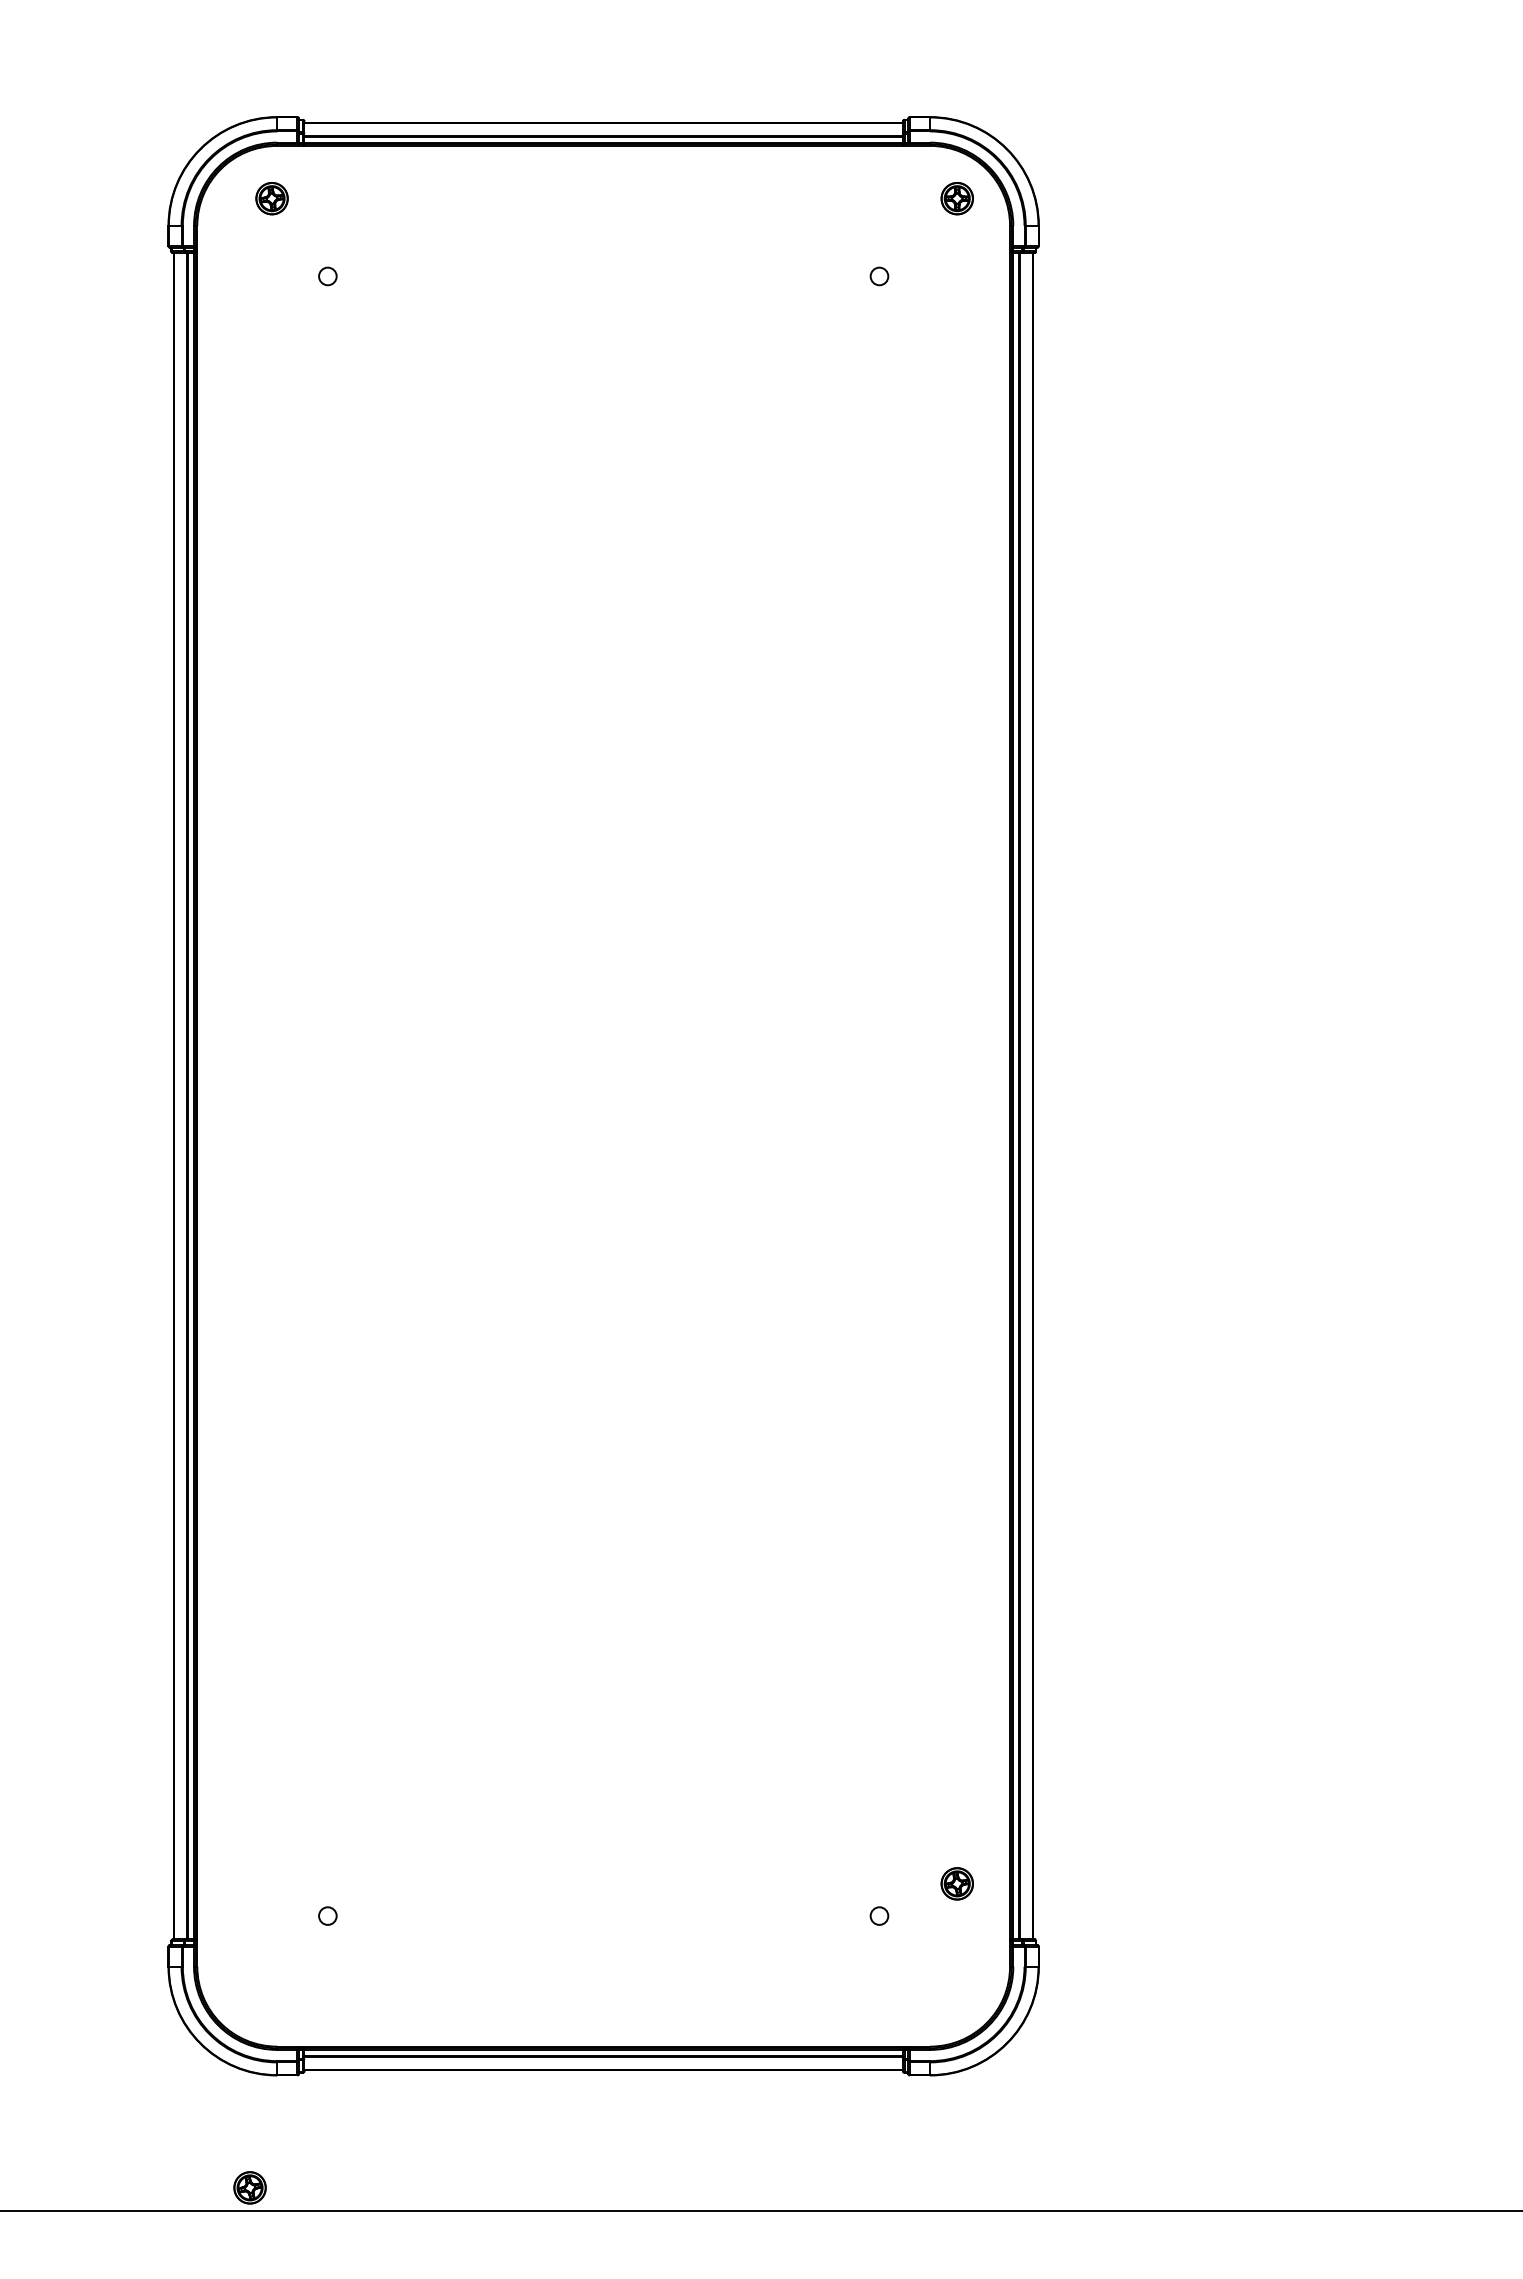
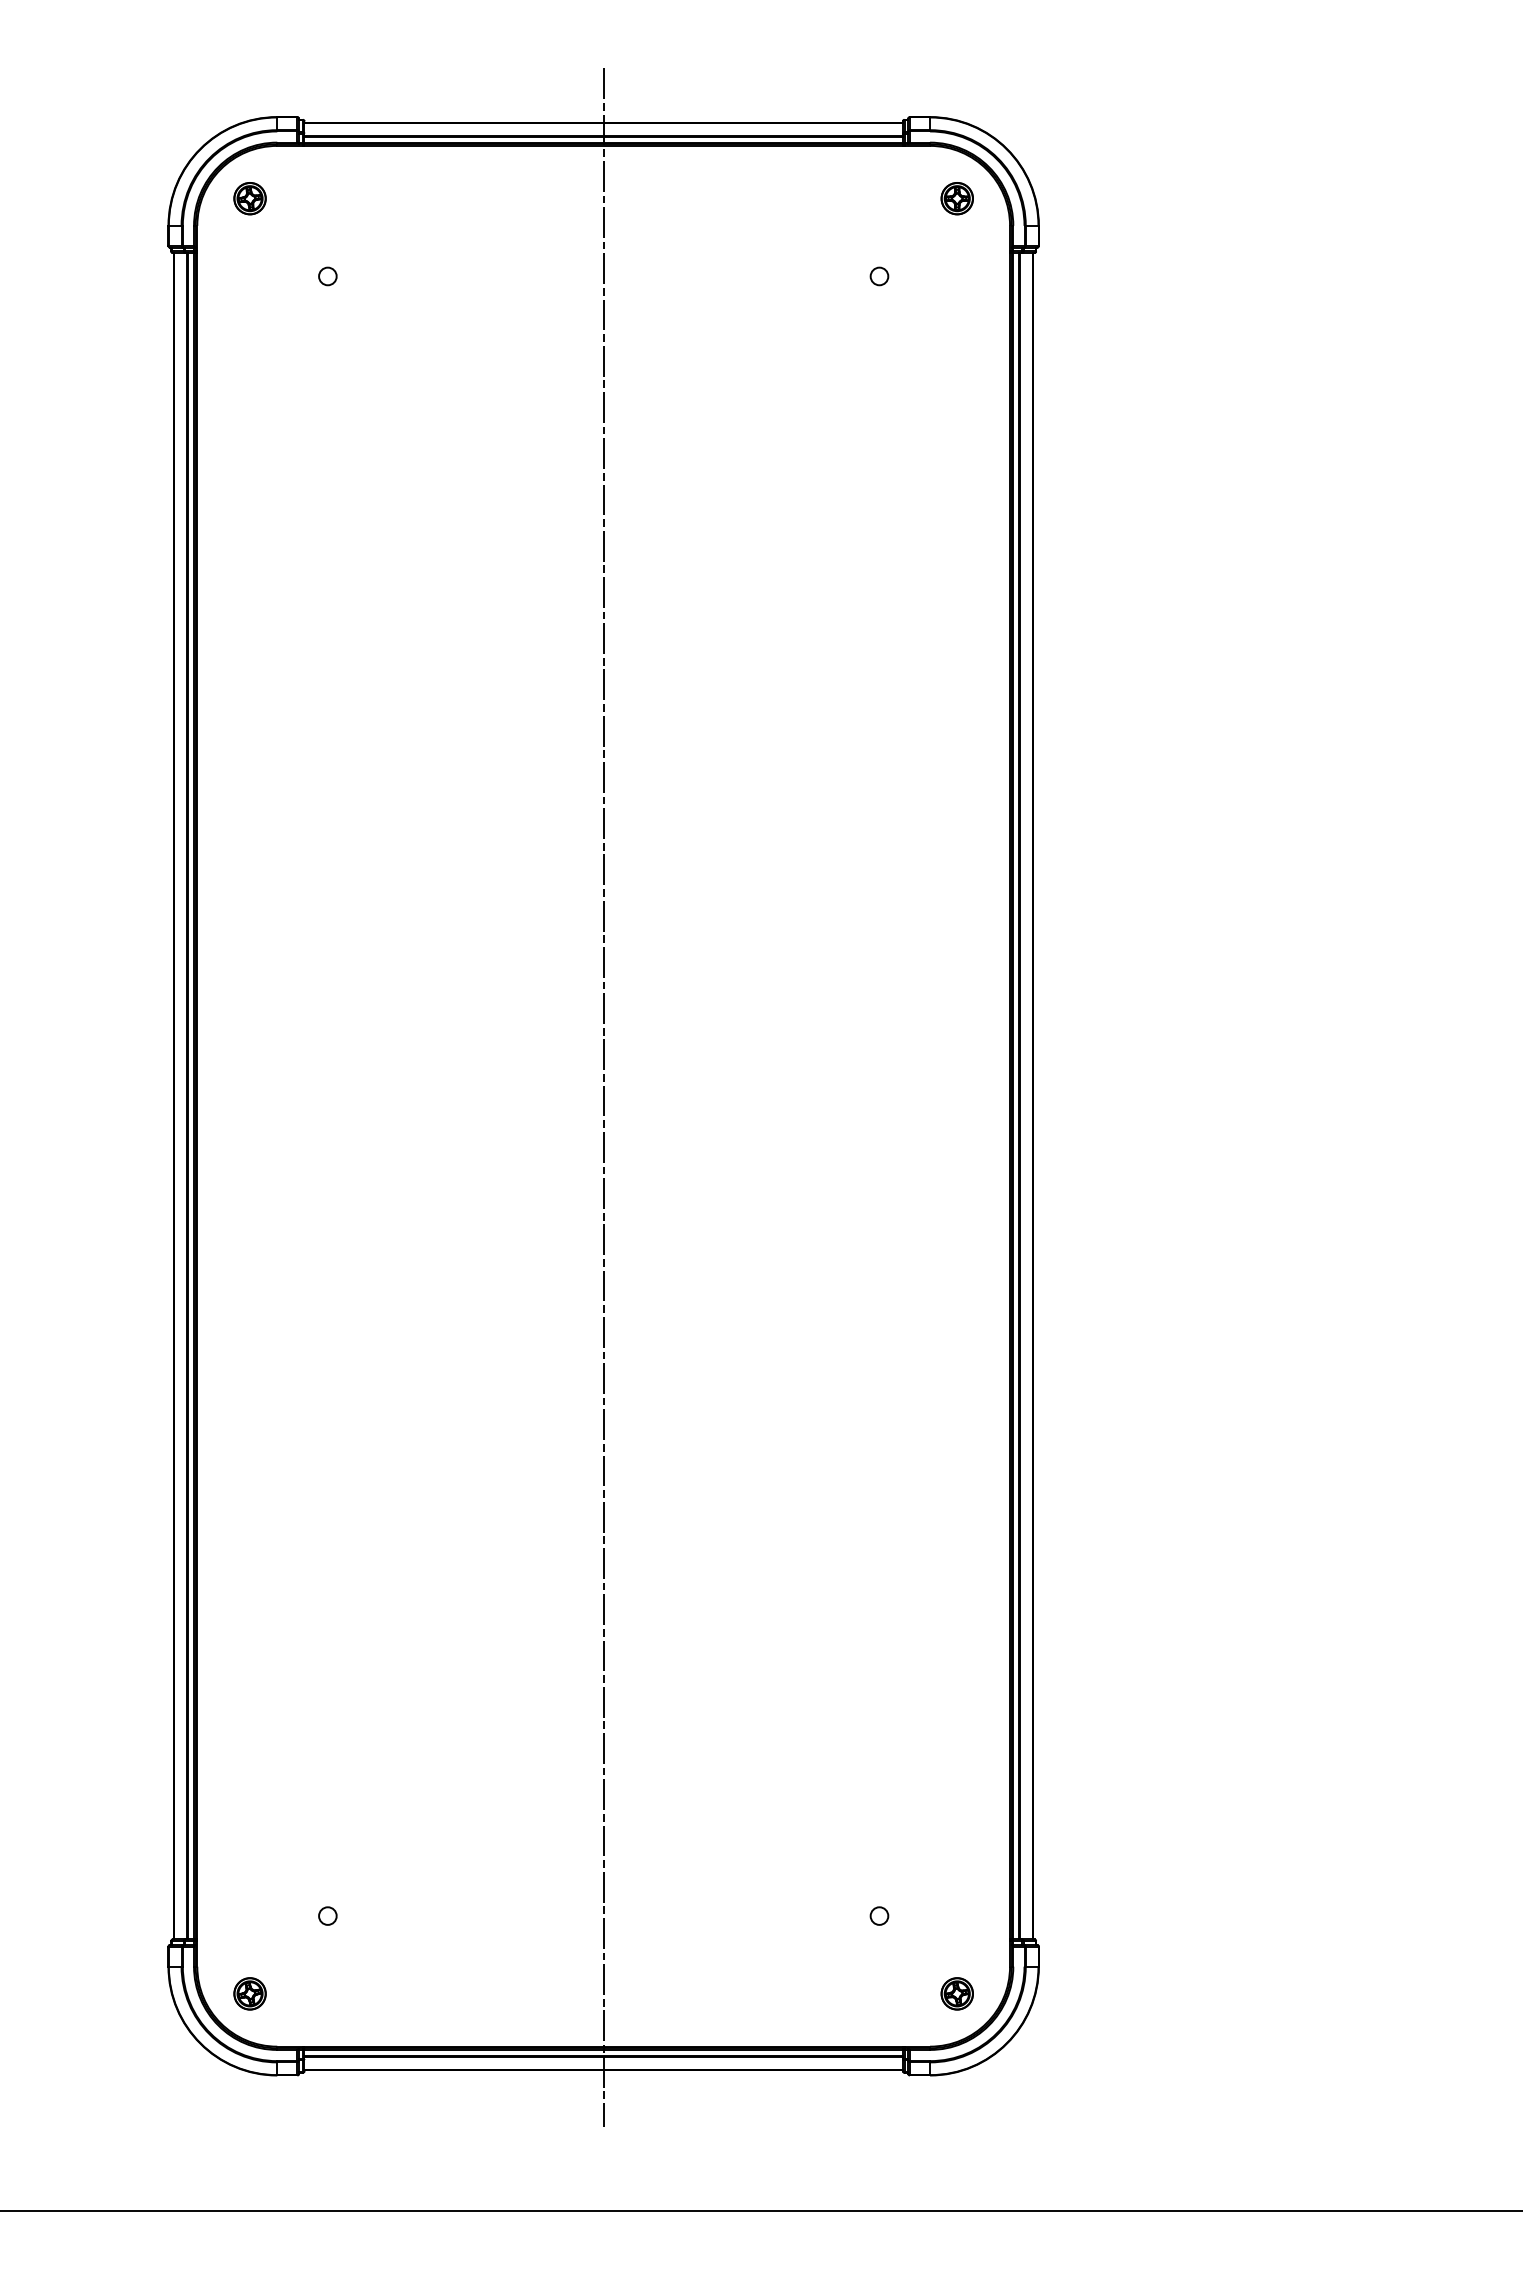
part position: (271, 198) -> (249, 198) (249, 198)
line: none -> present (603, 1097)
part position: (956, 1883) -> (956, 1993) (956, 1993)
part position: (249, 2187) -> (249, 1993) (249, 1993)
